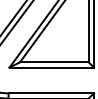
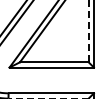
line: solid -> dashed (88, 31)
line: solid -> dashed (48, 98)
